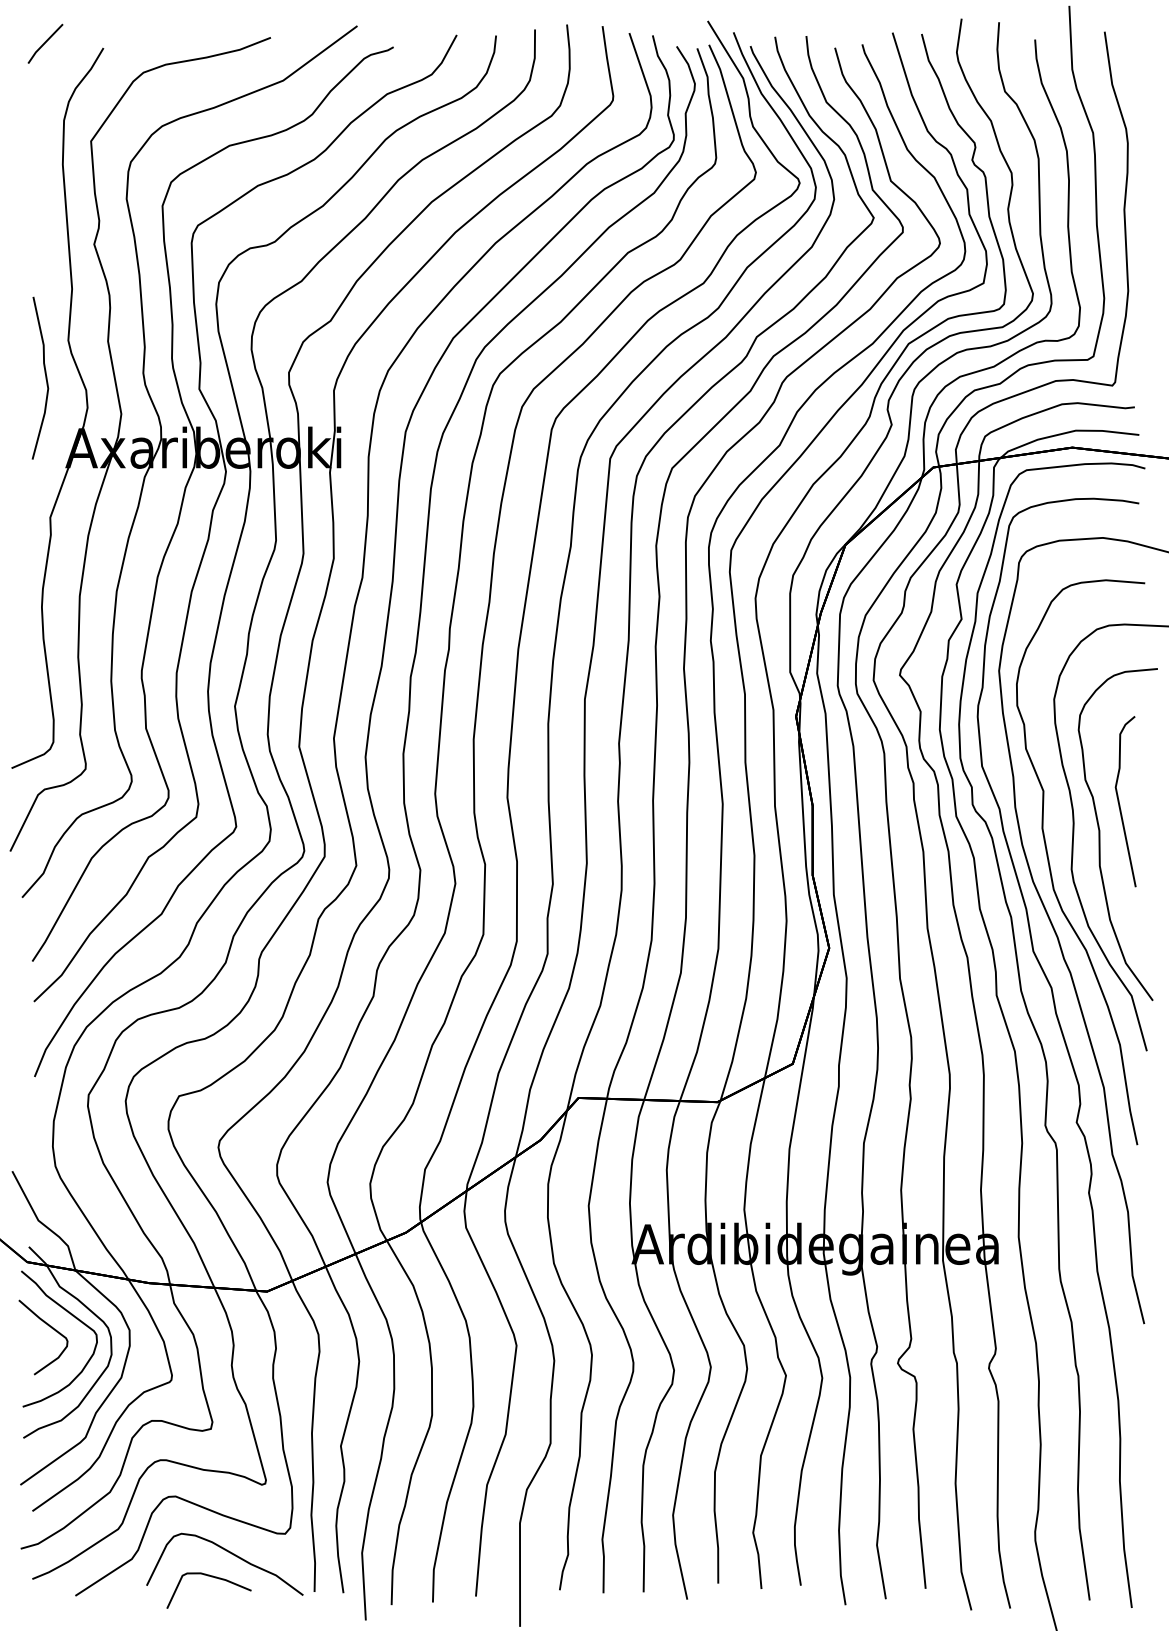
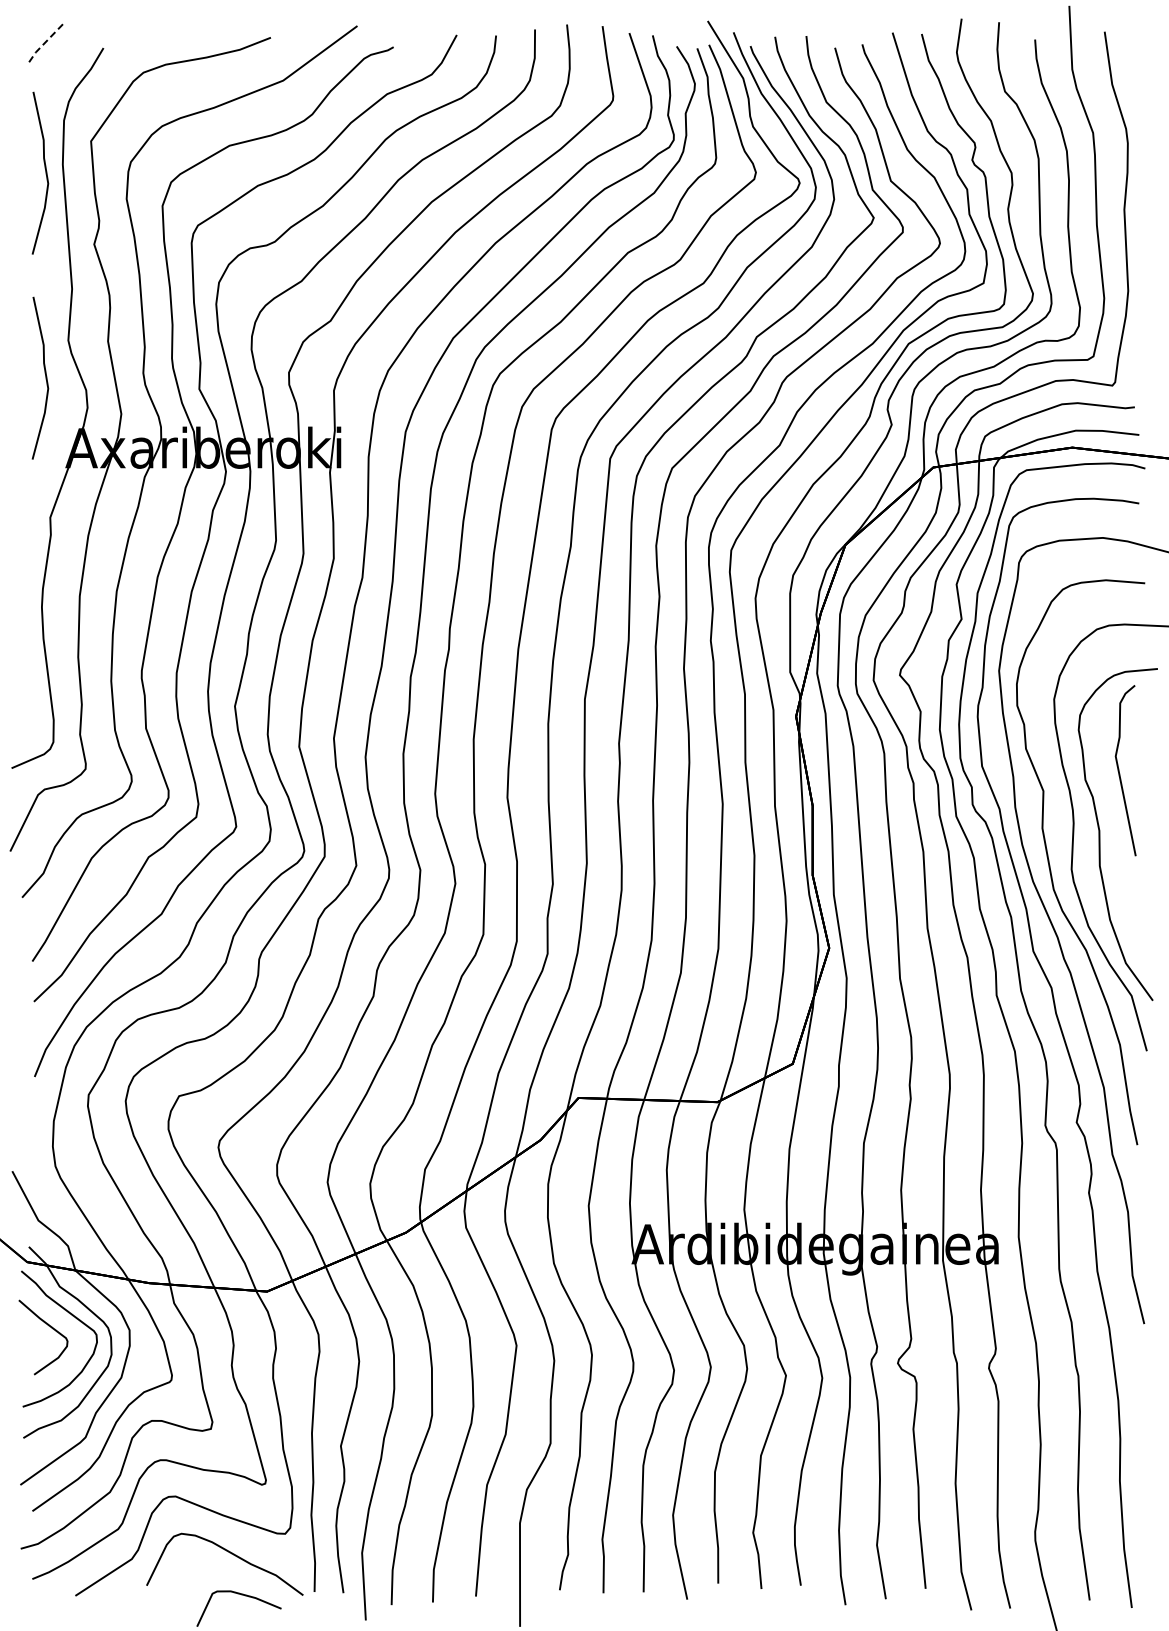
line: solid -> dashed (44, 43)
curve: none -> present (45, 172)
curve position: (1120, 804) -> (1120, 773) (1120, 773)
curve position: (211, 1577) -> (241, 1595) (241, 1595)
